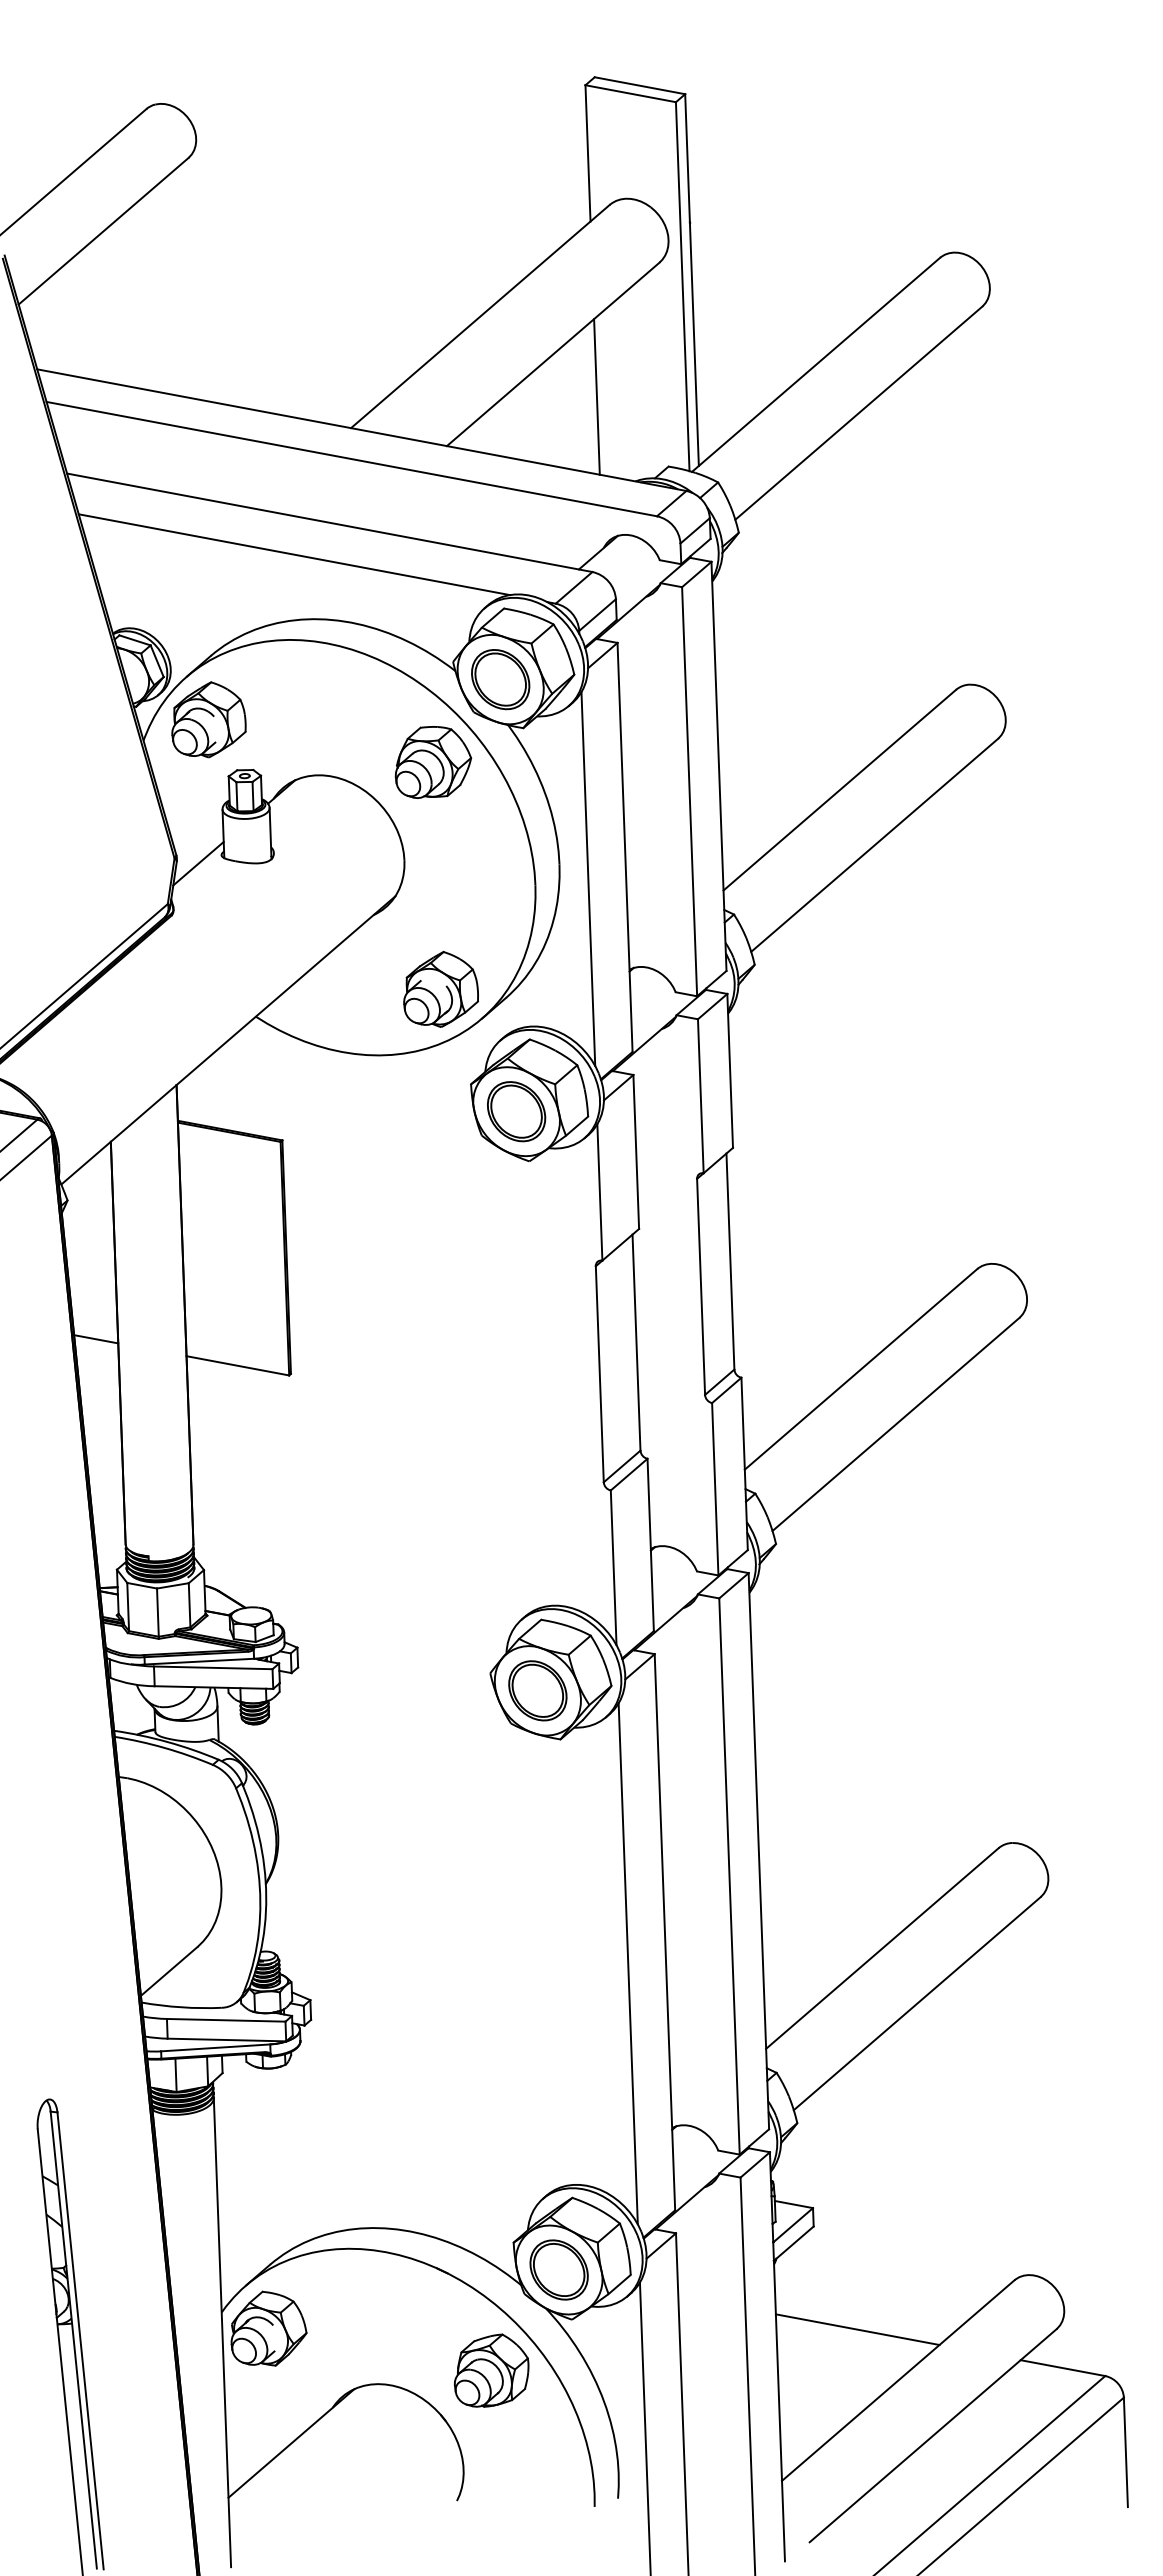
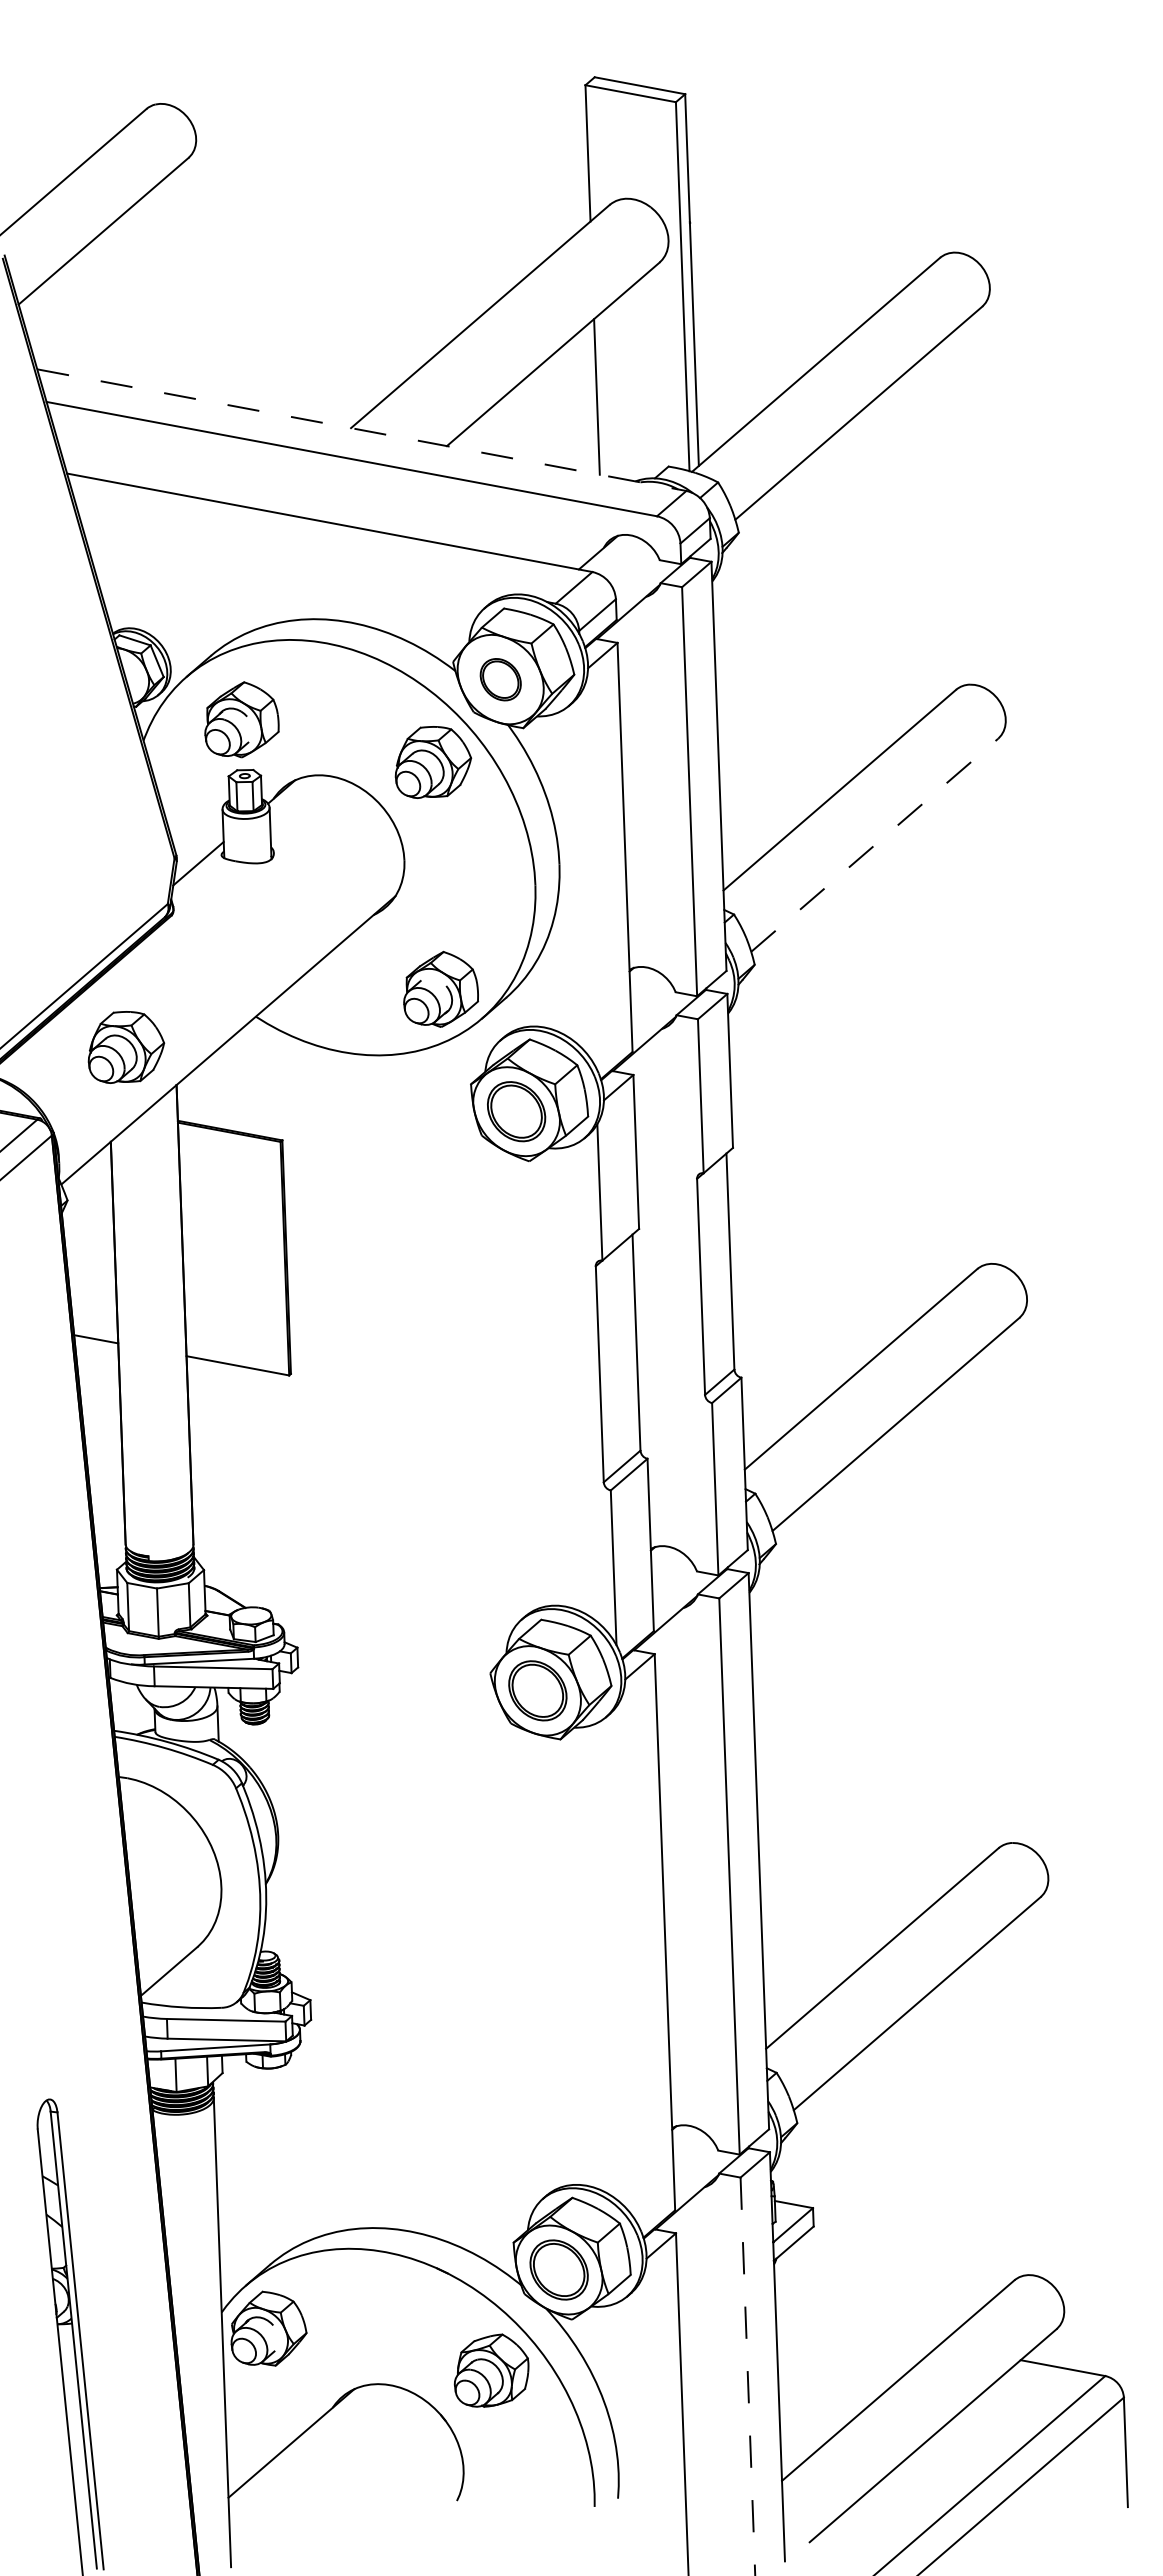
line: solid -> dashed (362, 430)
line: present -> none (293, 554)
part size: 60x62 px -> 43x44 px (500, 679)
part position: (208, 719) -> (241, 719) (241, 719)
line: solid -> dashed (875, 844)
line: present -> none (588, 878)
part: none -> present (126, 1047)
line: present -> none (627, 1963)
line: present -> none (857, 2329)
line: solid -> dashed (747, 2377)
line: present -> none (644, 2427)
